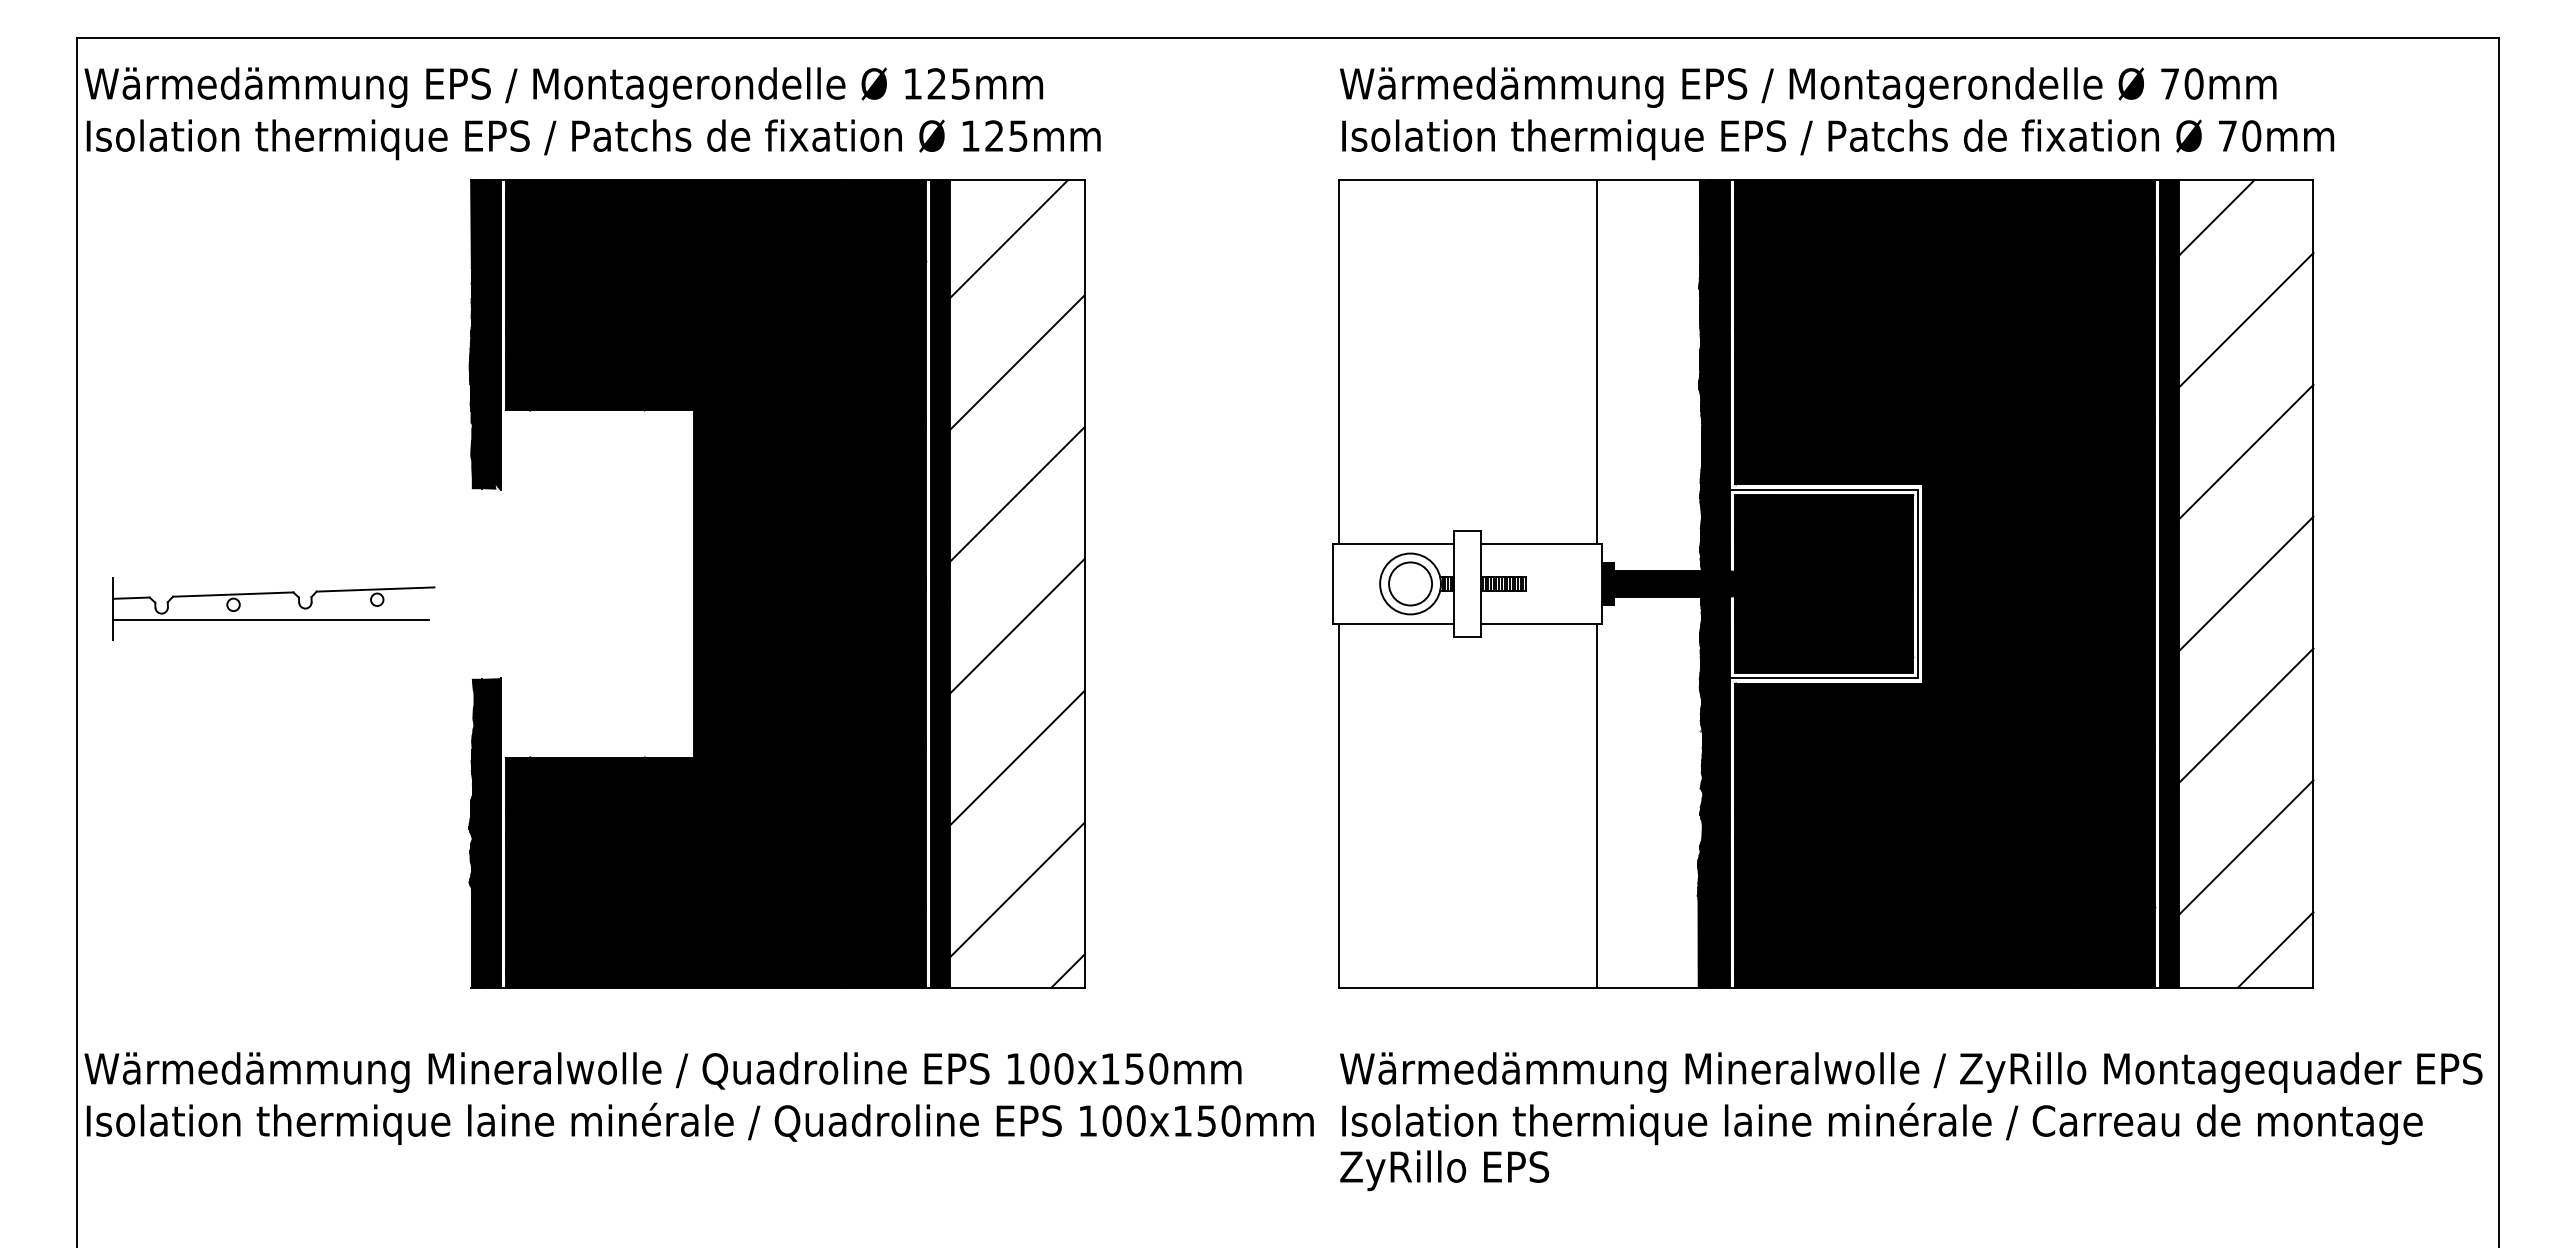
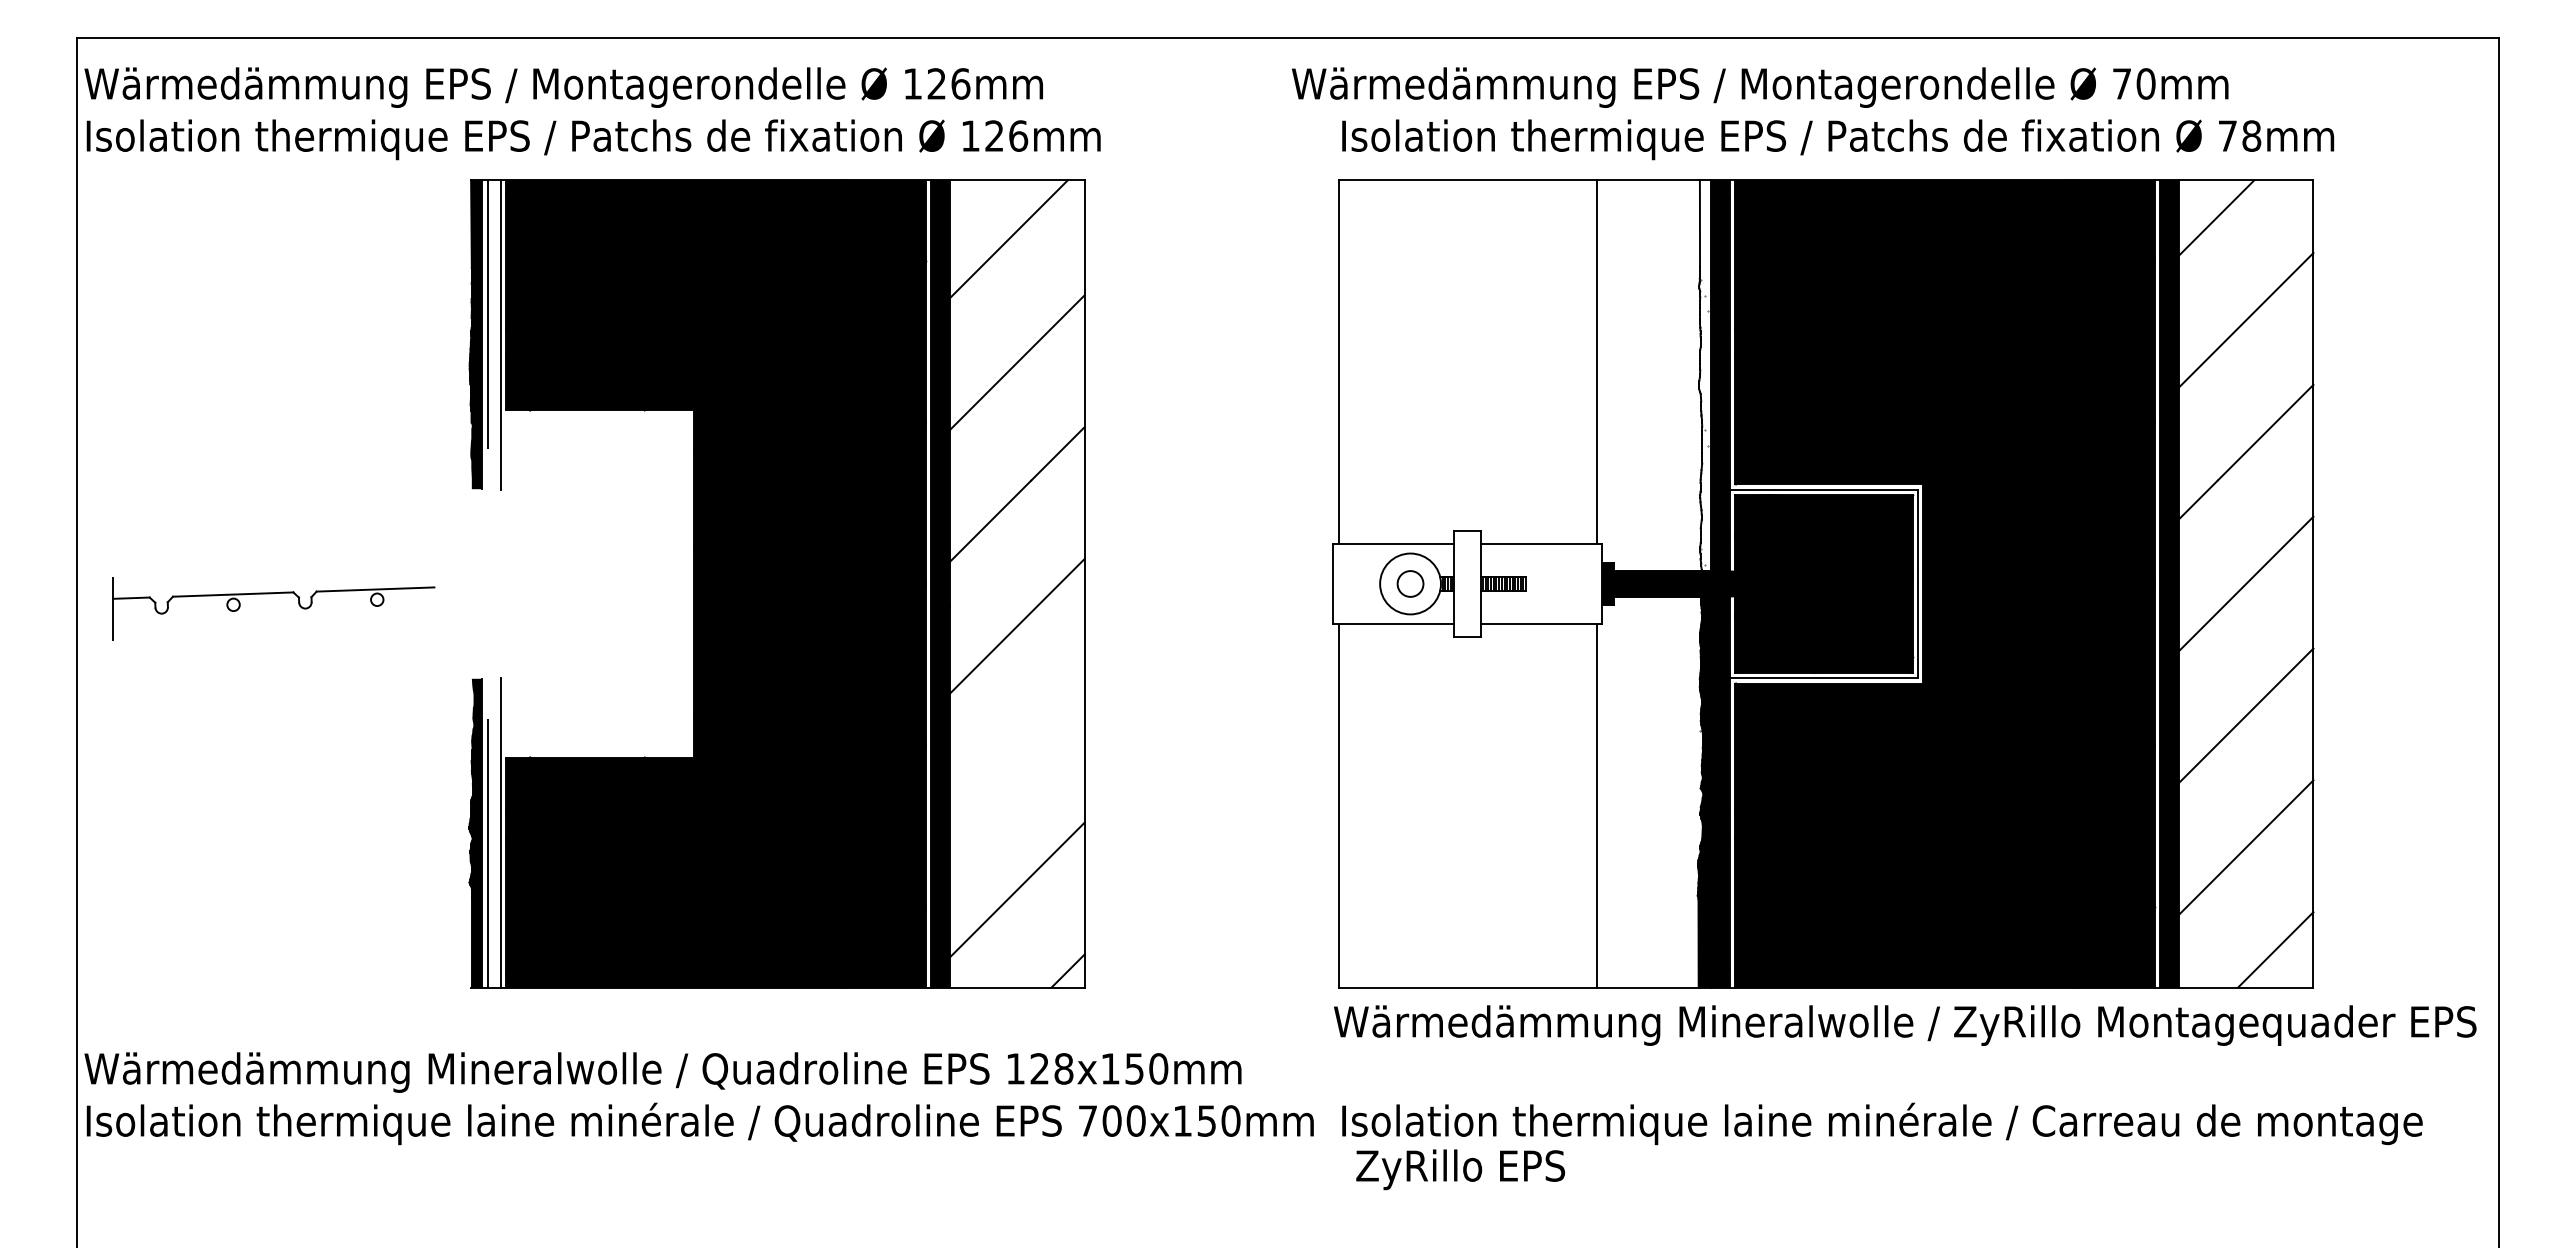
text: 125mm -> 126mm (960, 83)
text position: (1808, 87) -> (1760, 87) (1760, 87)
text: 125mm -> 126mm (1018, 135)
text: 70mm -> 78mm (2251, 135)
fill: present -> none (490, 334)
fill: present -> none (1704, 375)
circle diameter: 43 px -> 26 px (1410, 583)
line: present -> none (271, 620)
line: present -> none (1017, 757)
fill: present -> none (490, 832)
text: 100x150mm -> 128x150mm (1051, 1068)
text position: (1911, 1072) -> (1905, 1025) (1905, 1025)
text: 100x150mm -> 700x150mm (1087, 1120)
text position: (1444, 1170) -> (1460, 1169) (1460, 1169)
